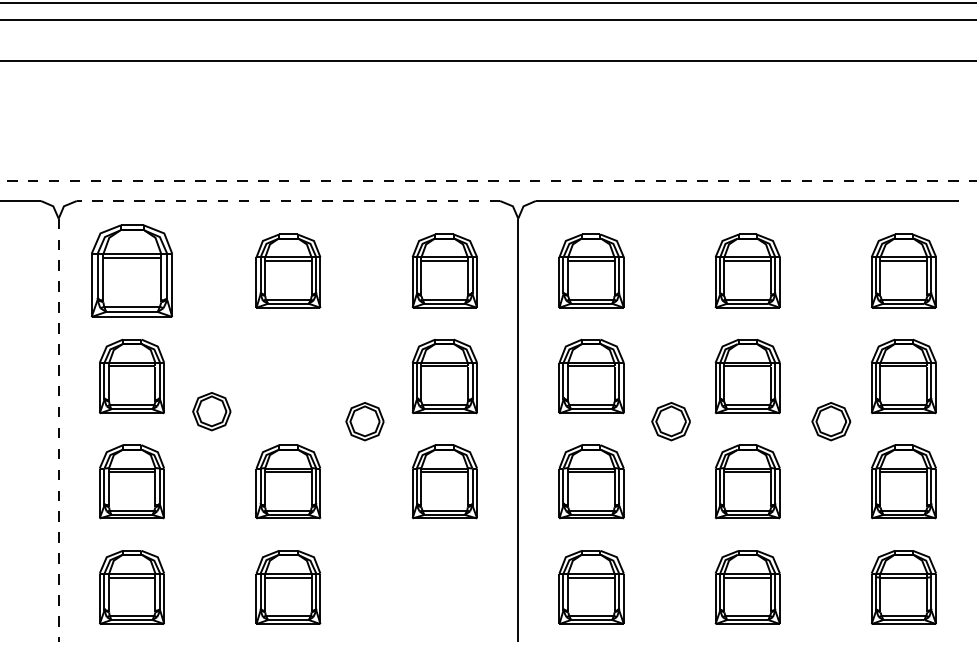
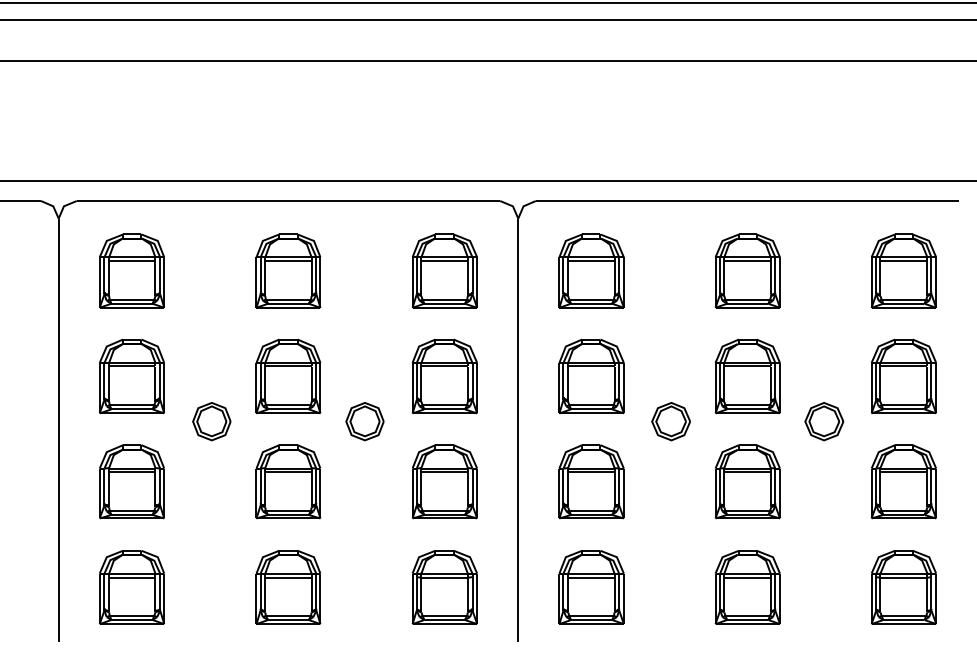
line: dashed -> solid (487, 181)
line: dashed -> solid (288, 201)
part size: 82x94 px -> 66x76 px (131, 270)
part: none -> present (288, 375)
part position: (211, 411) -> (211, 421) (211, 421)
part position: (831, 421) -> (824, 421) (824, 421)
line: dashed -> solid (58, 430)
part: none -> present (444, 587)
